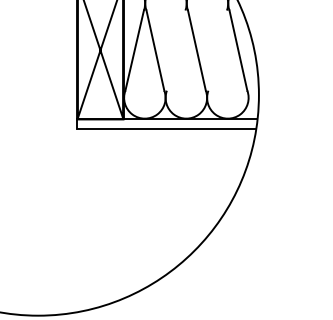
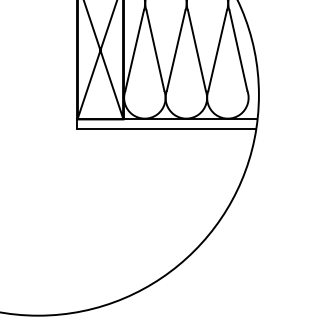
line: none -> present (175, 50)
line: none -> present (217, 50)
